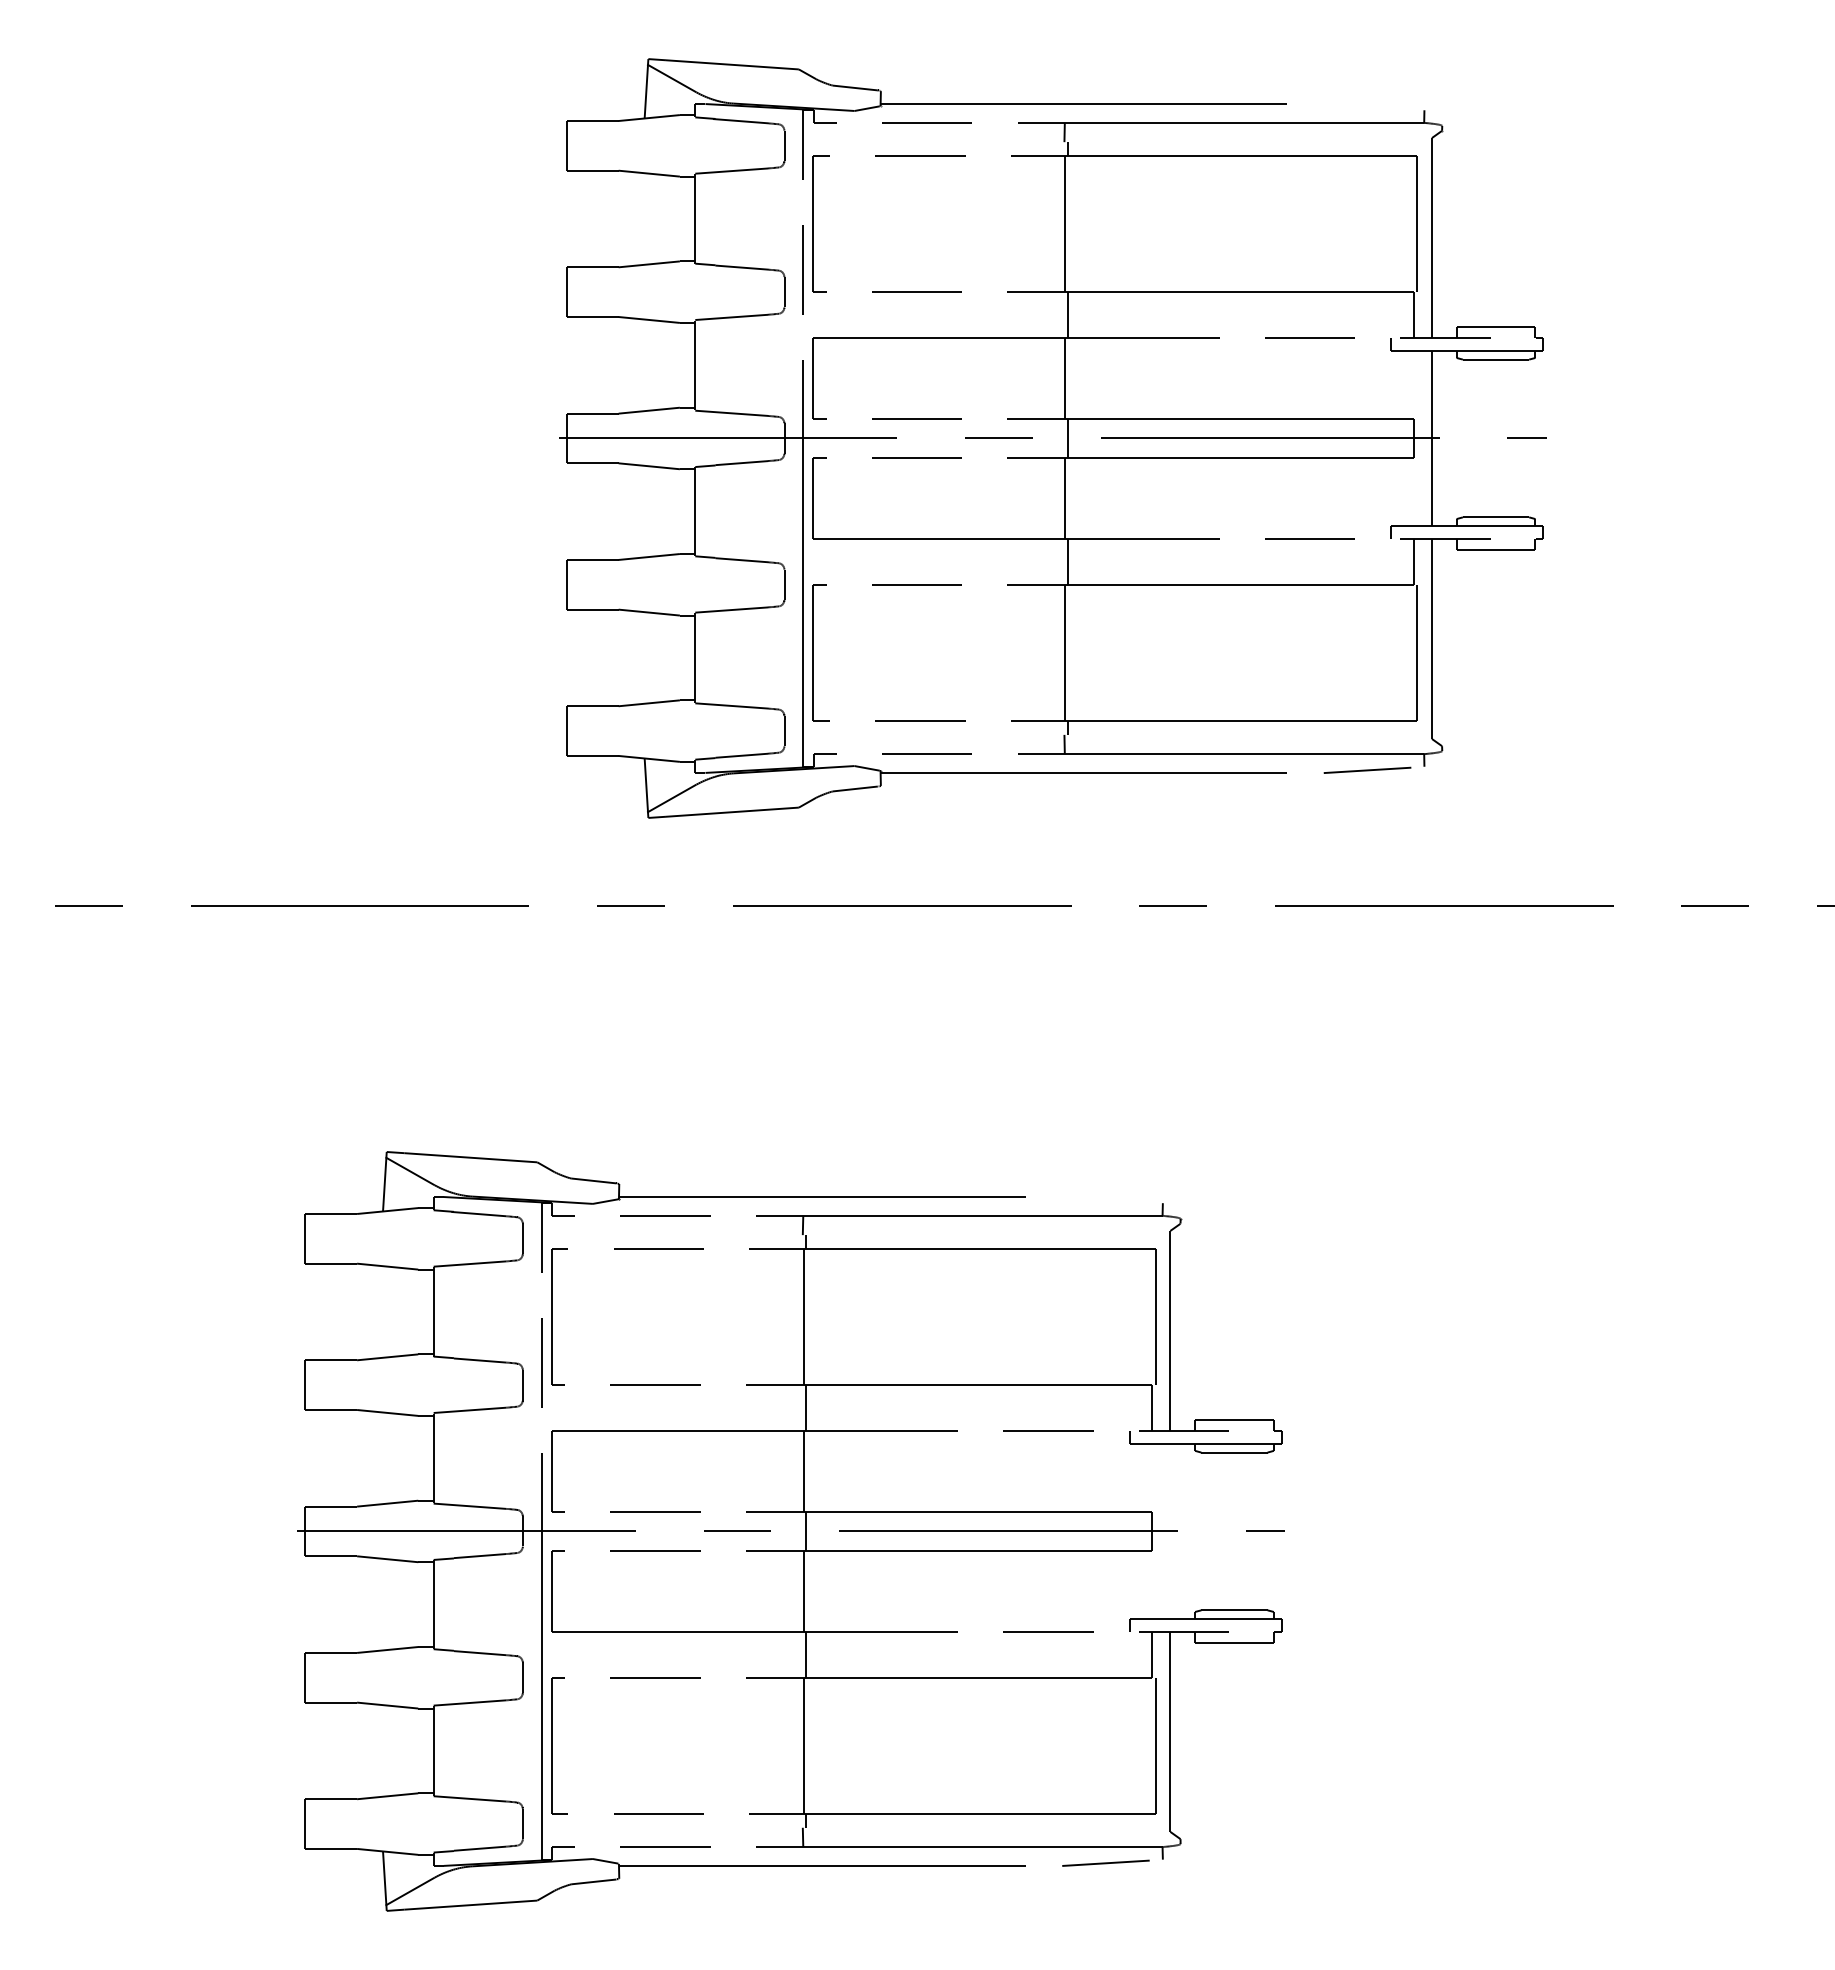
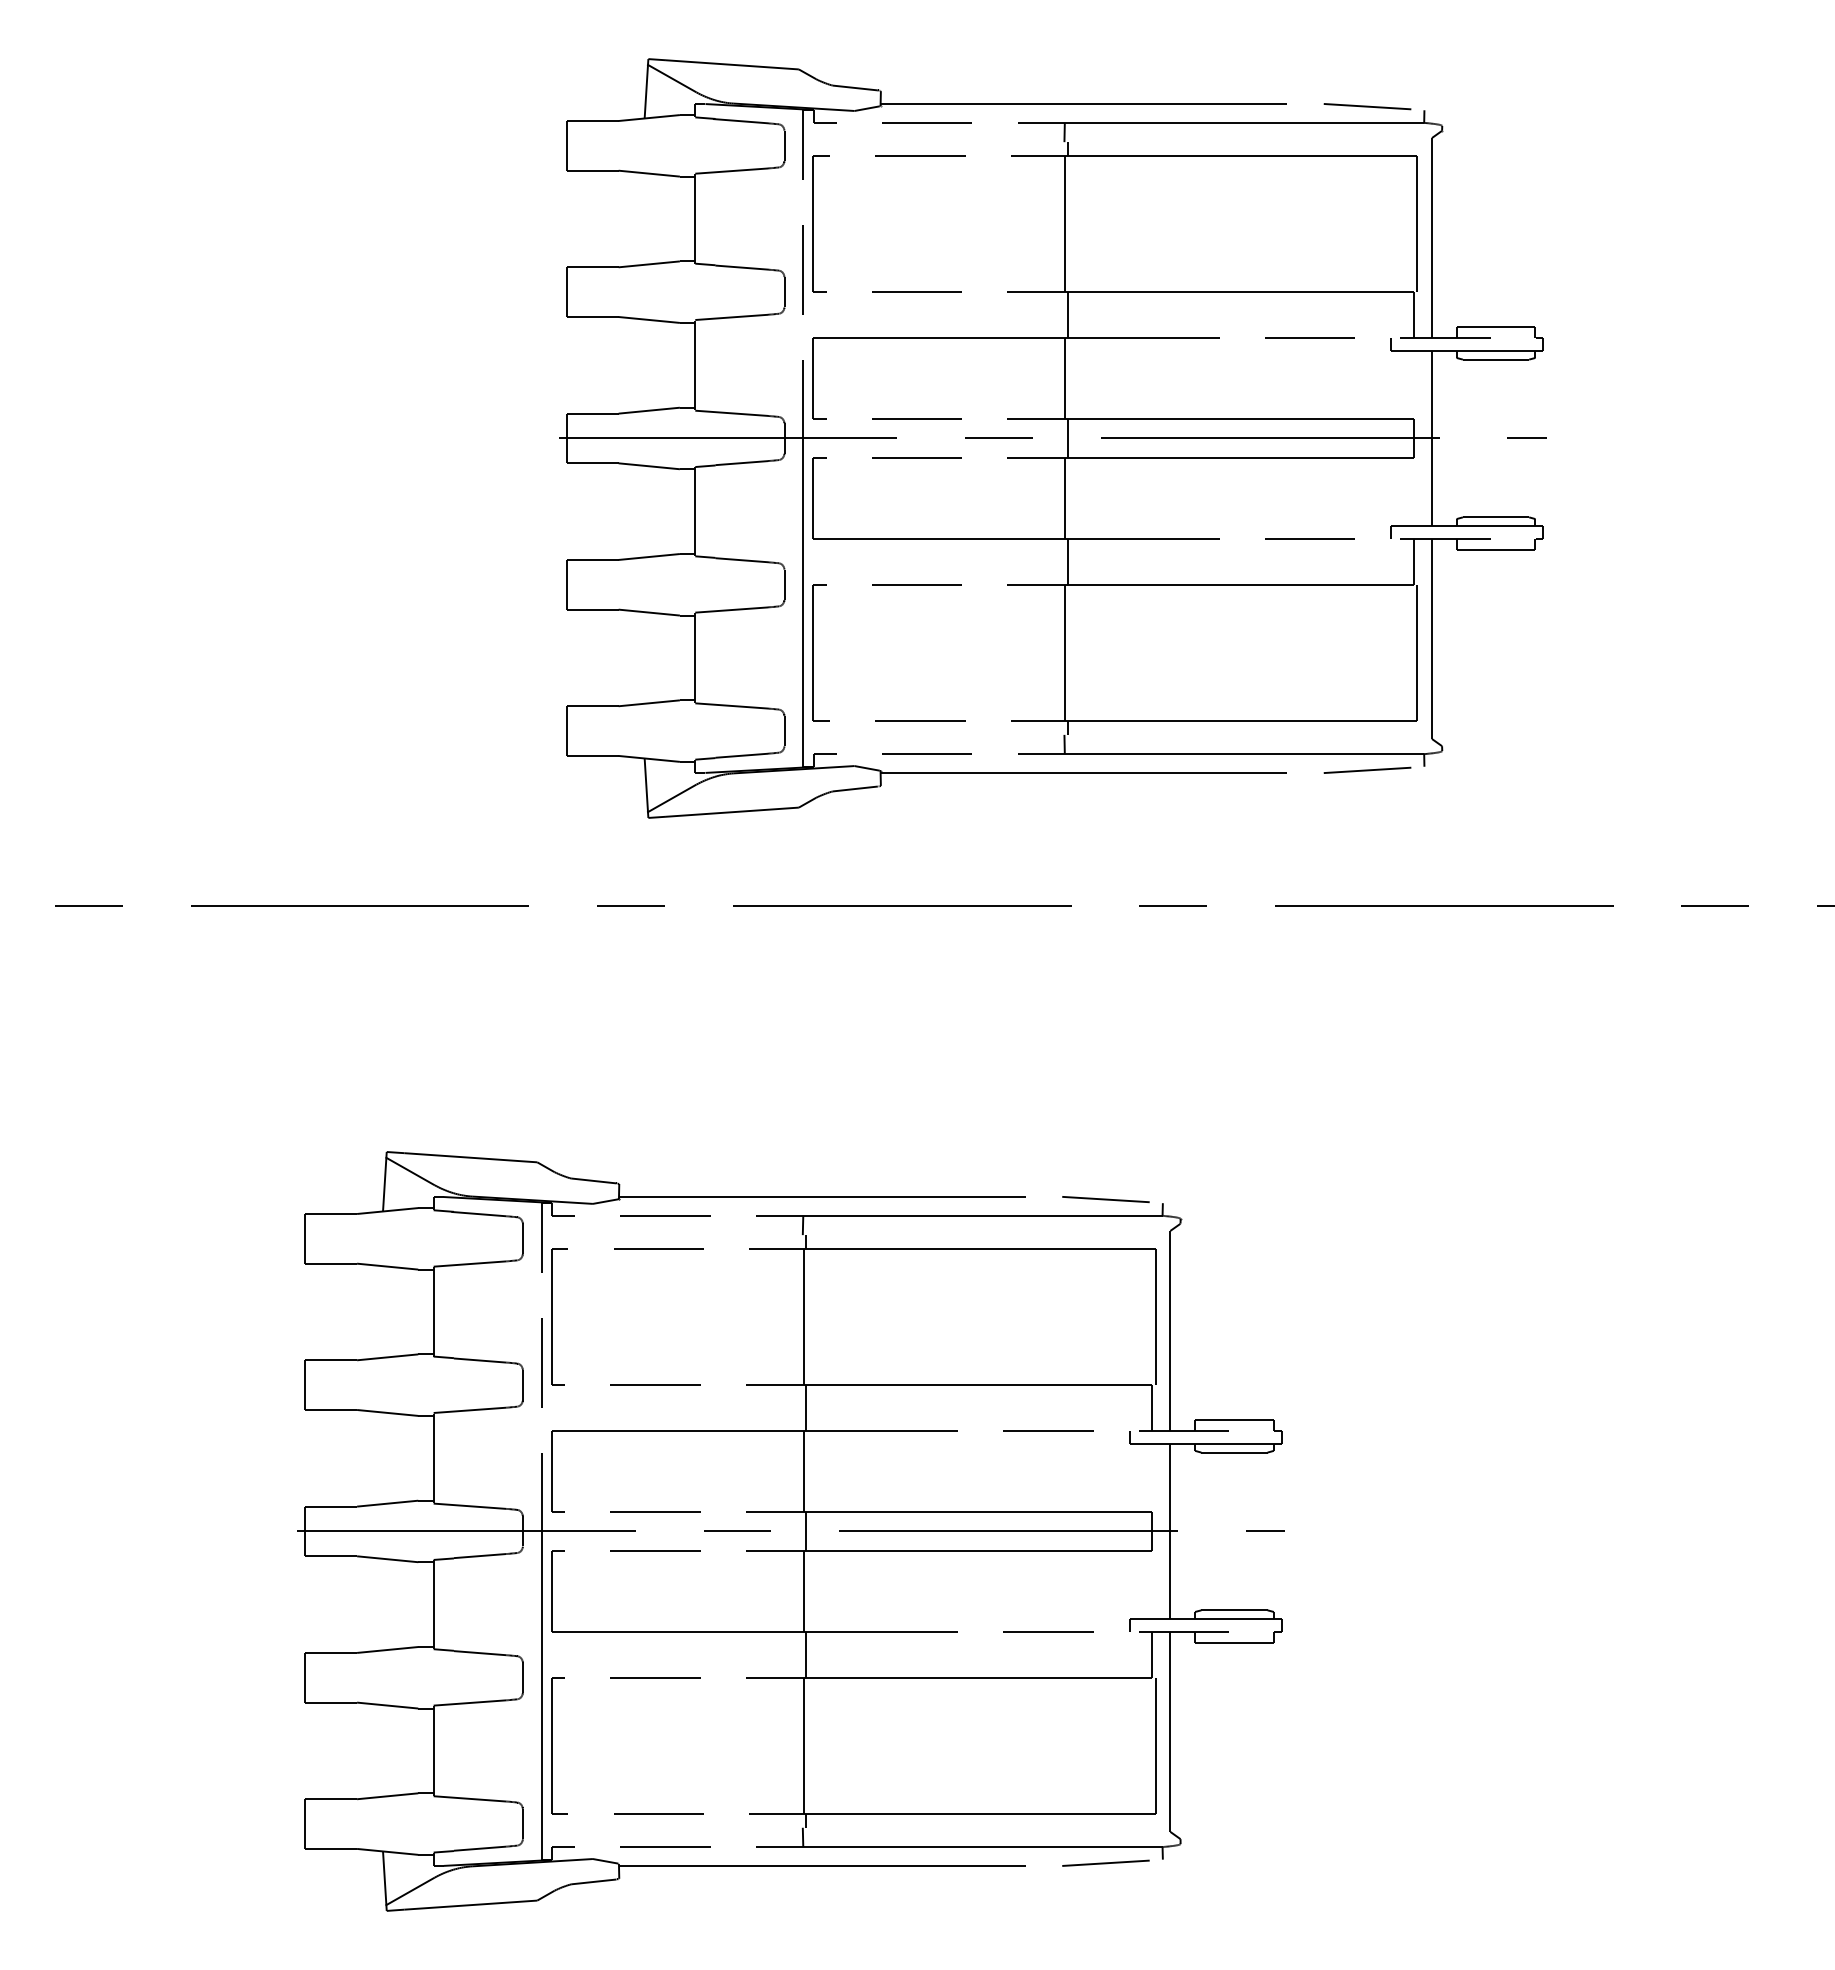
line: none -> present (1367, 106)
line: none -> present (1105, 1199)
line: none -> present (1170, 1531)
